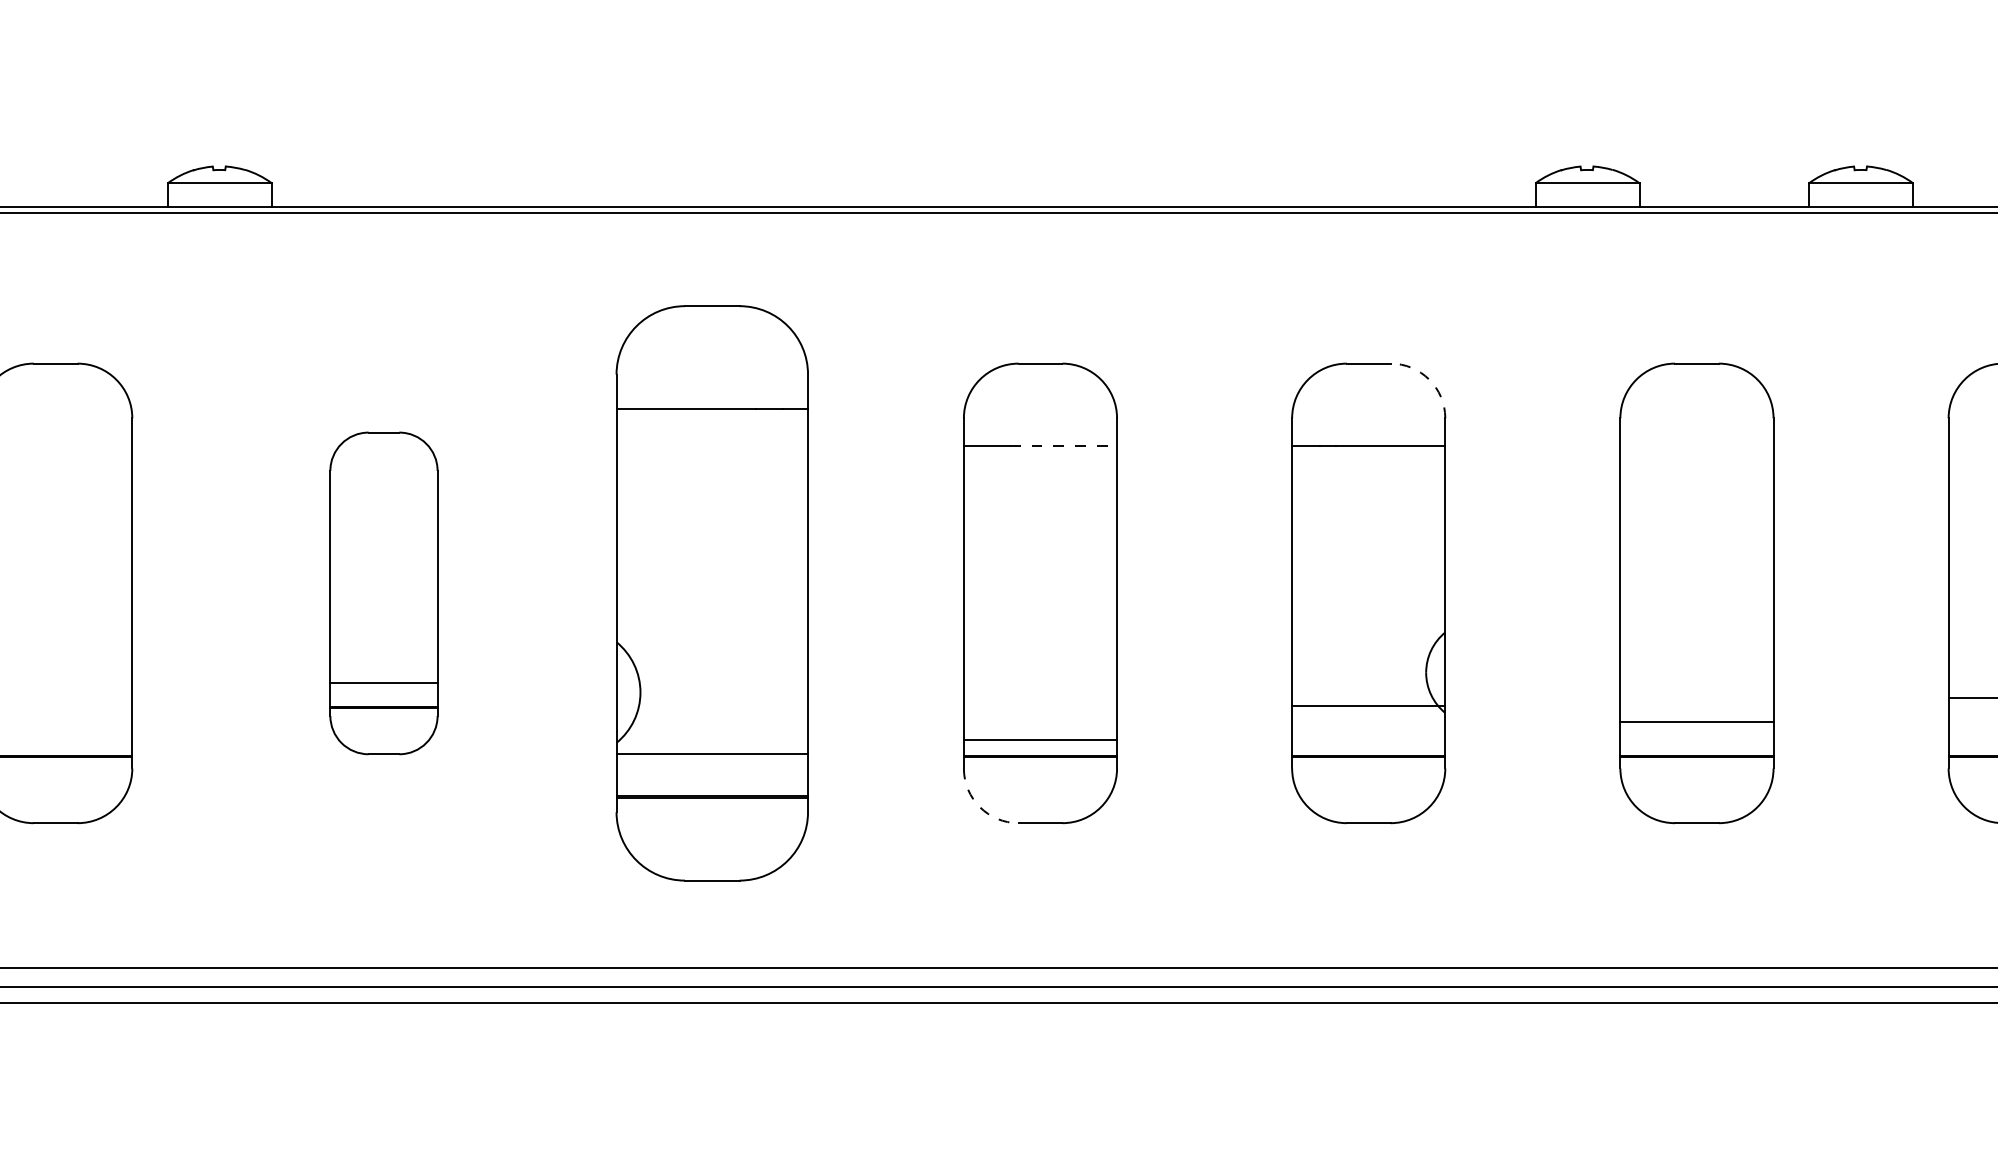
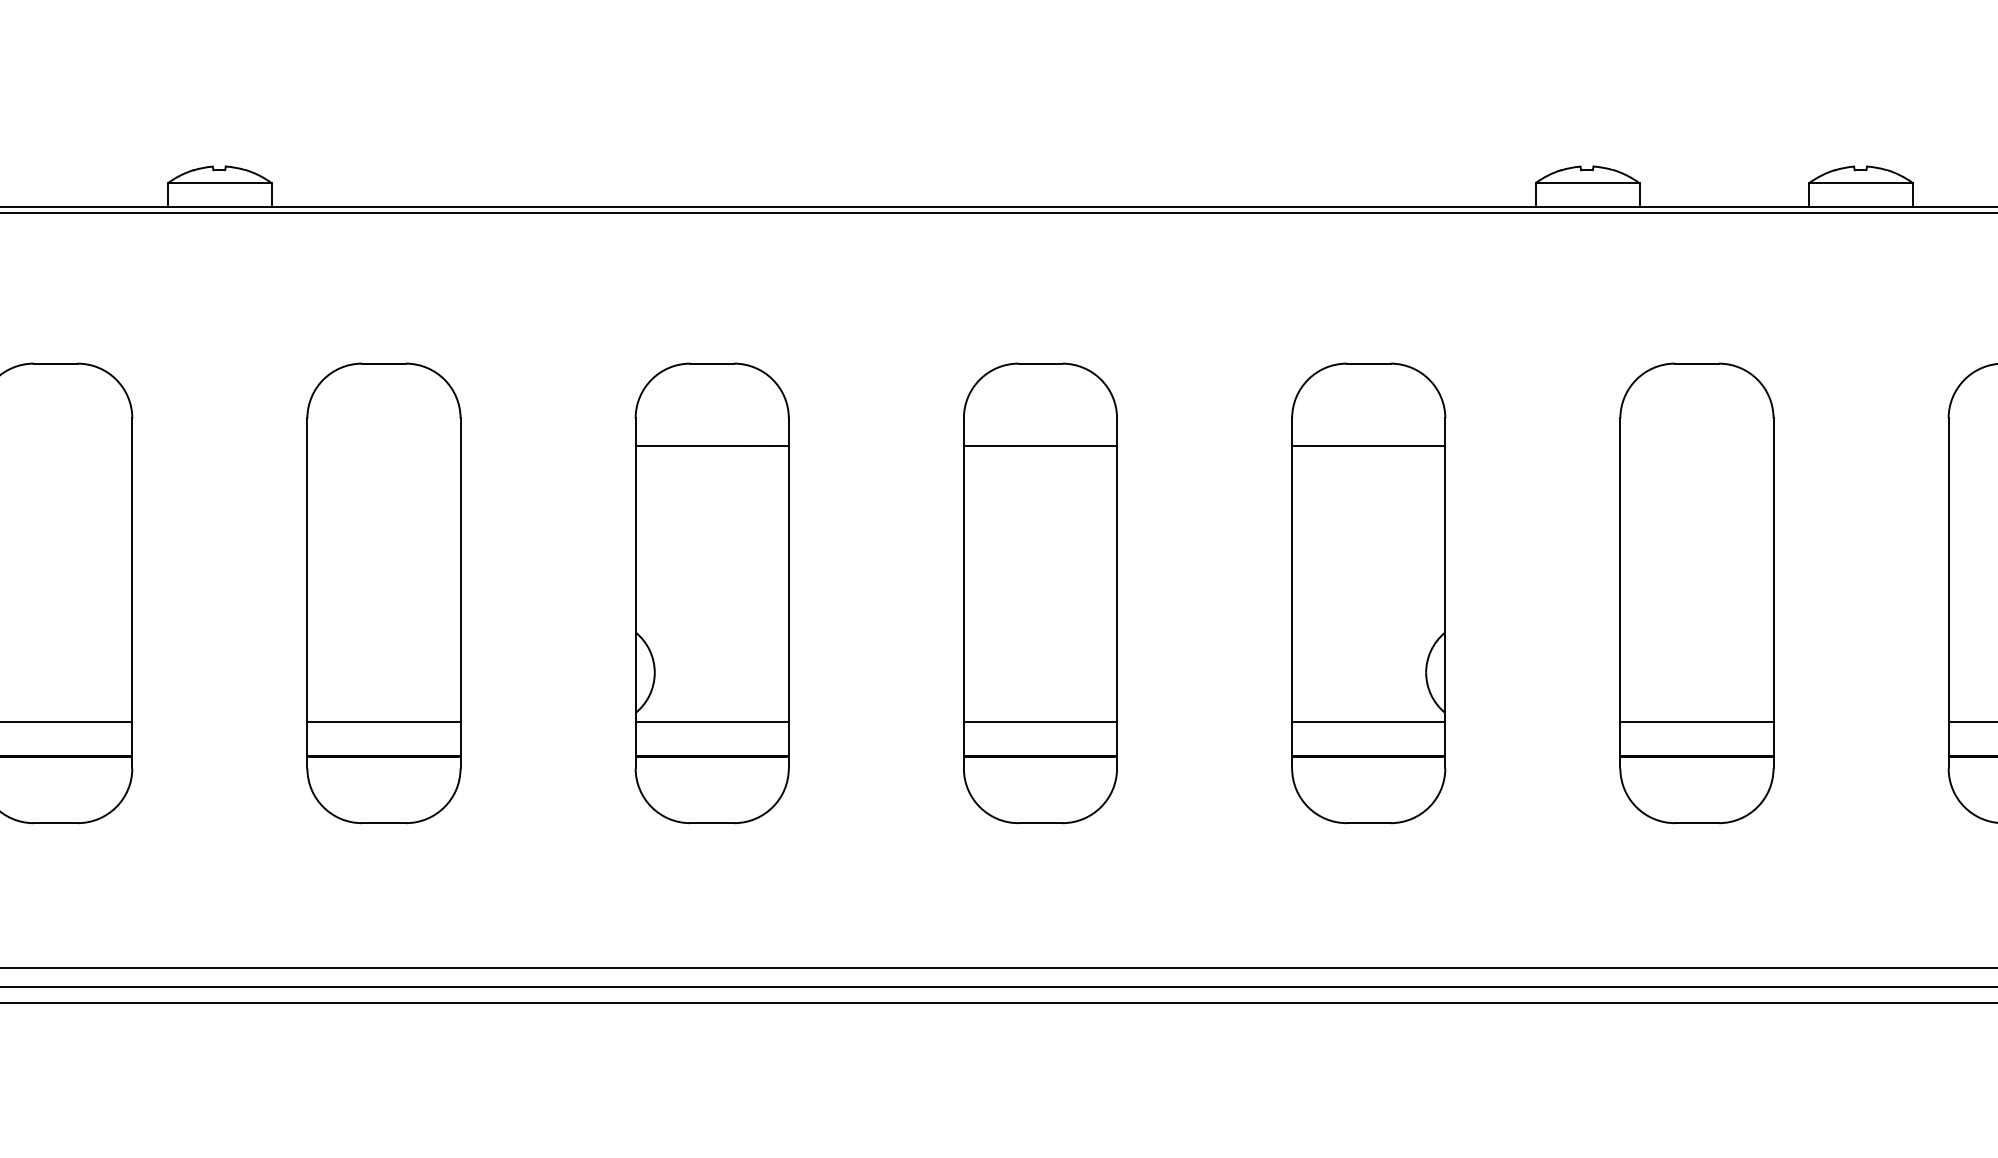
arc: dashed -> solid (1429, 379)
line: dashed -> solid (1063, 445)
part size: 110x325 px -> 156x463 px (383, 593)
part size: 194x577 px -> 156x463 px (711, 593)
line position: (1971, 697) -> (1971, 721) (1971, 721)
line position: (1368, 705) -> (1368, 721) (1368, 721)
line: none -> present (67, 721)
line position: (1040, 739) -> (1040, 721) (1040, 721)
arc: dashed -> solid (979, 807)
